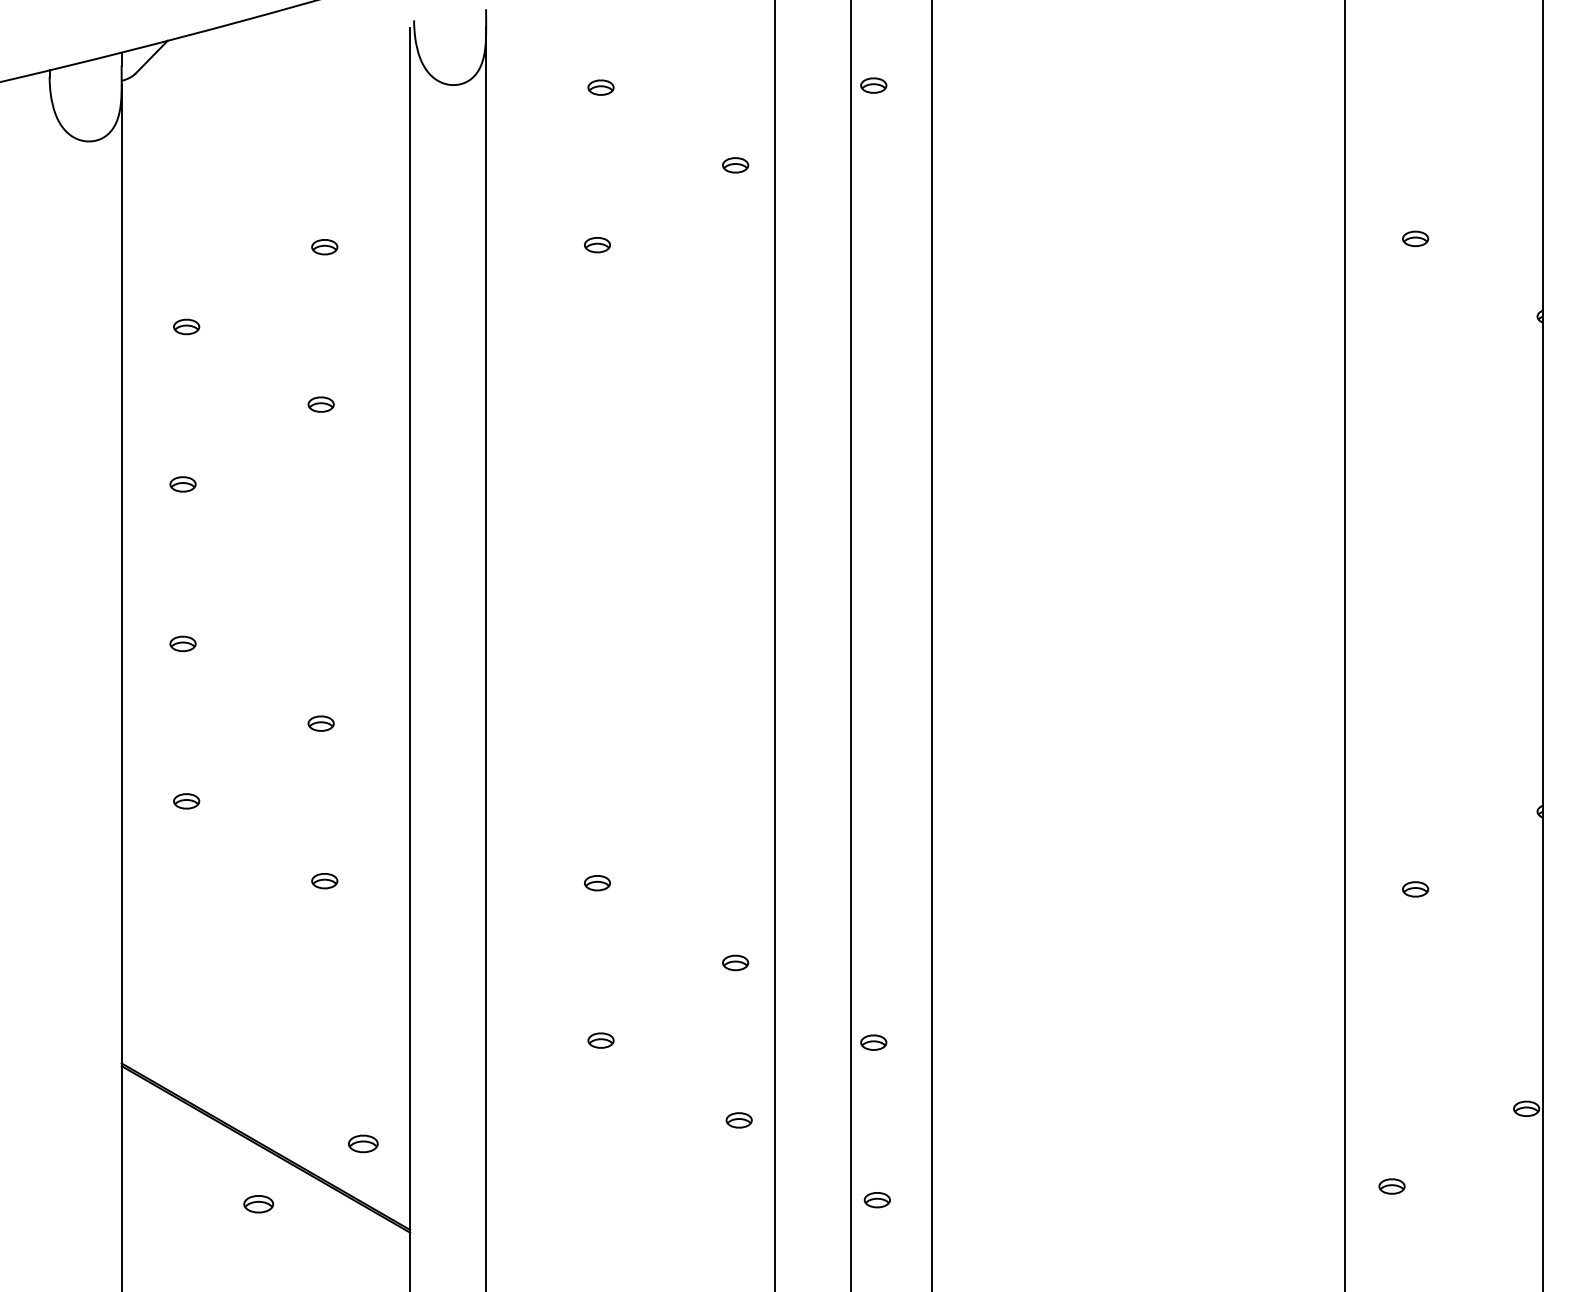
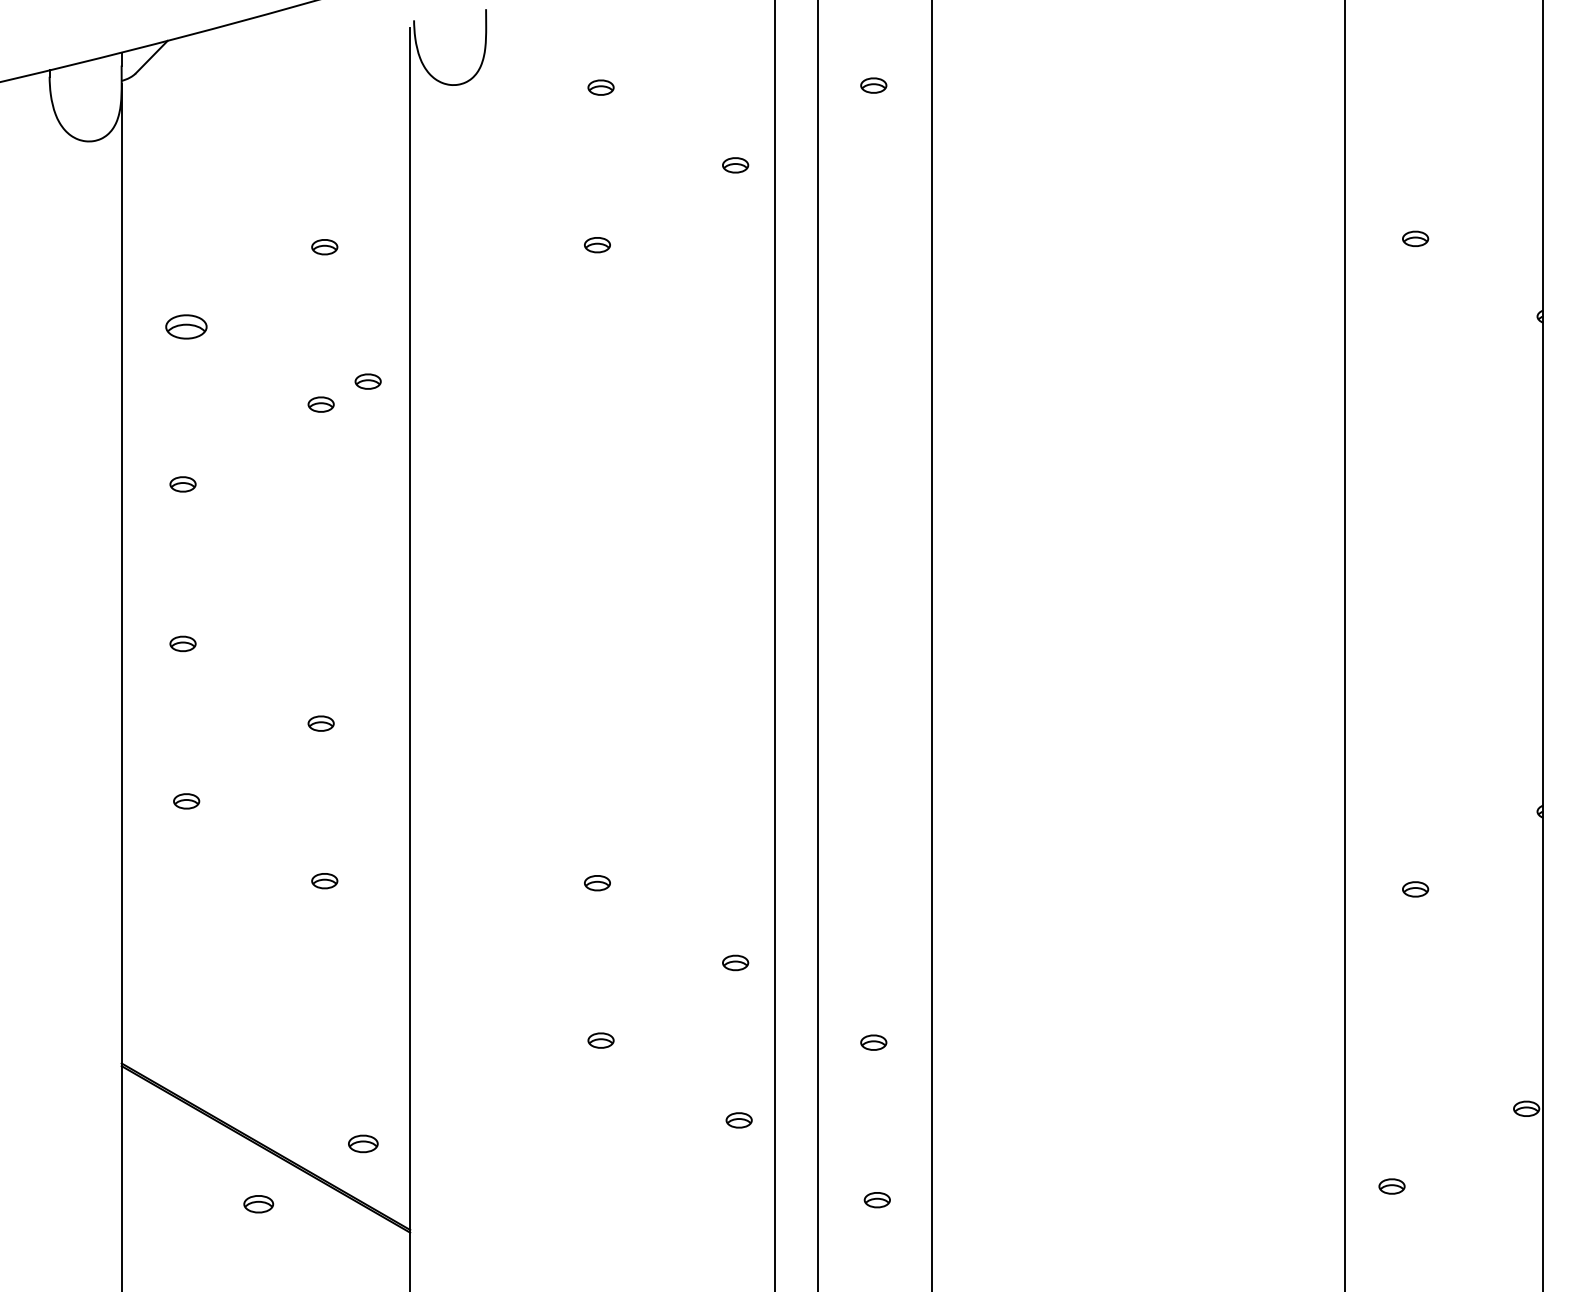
part size: 28x18 px -> 43x26 px (186, 326)
part: none -> present (367, 381)
line position: (850, 645) -> (817, 645) (817, 645)
line: present -> none (486, 657)
